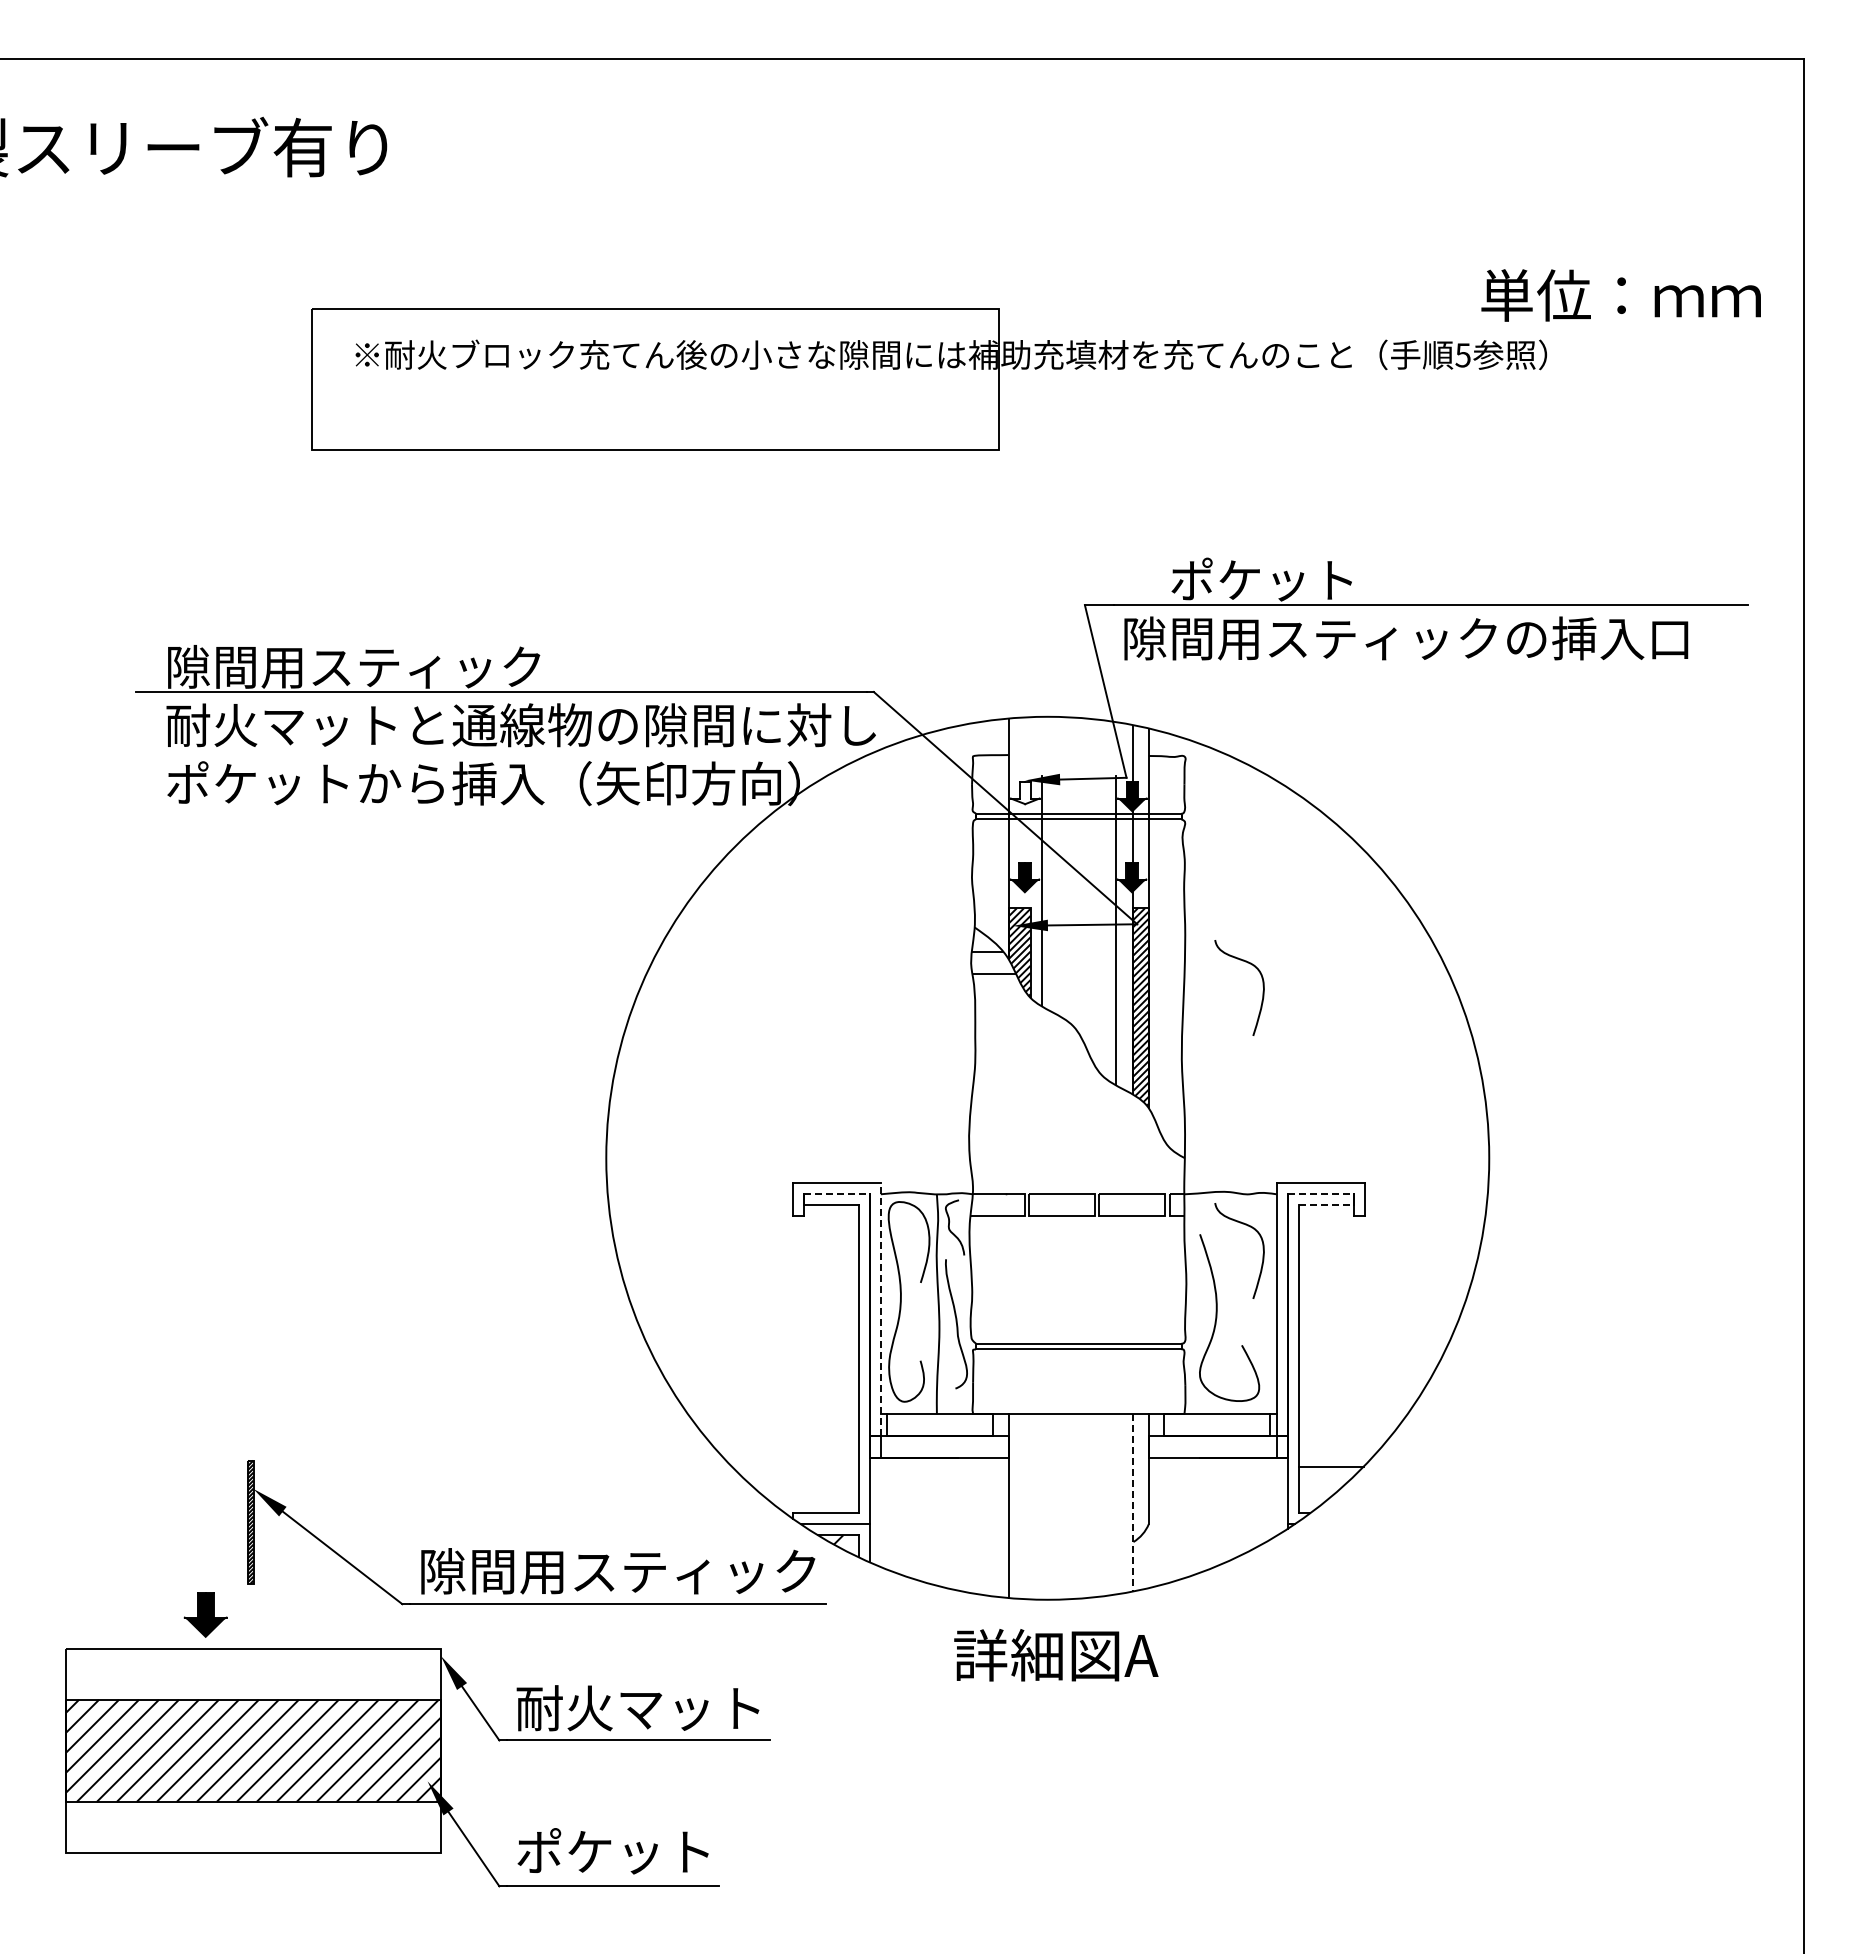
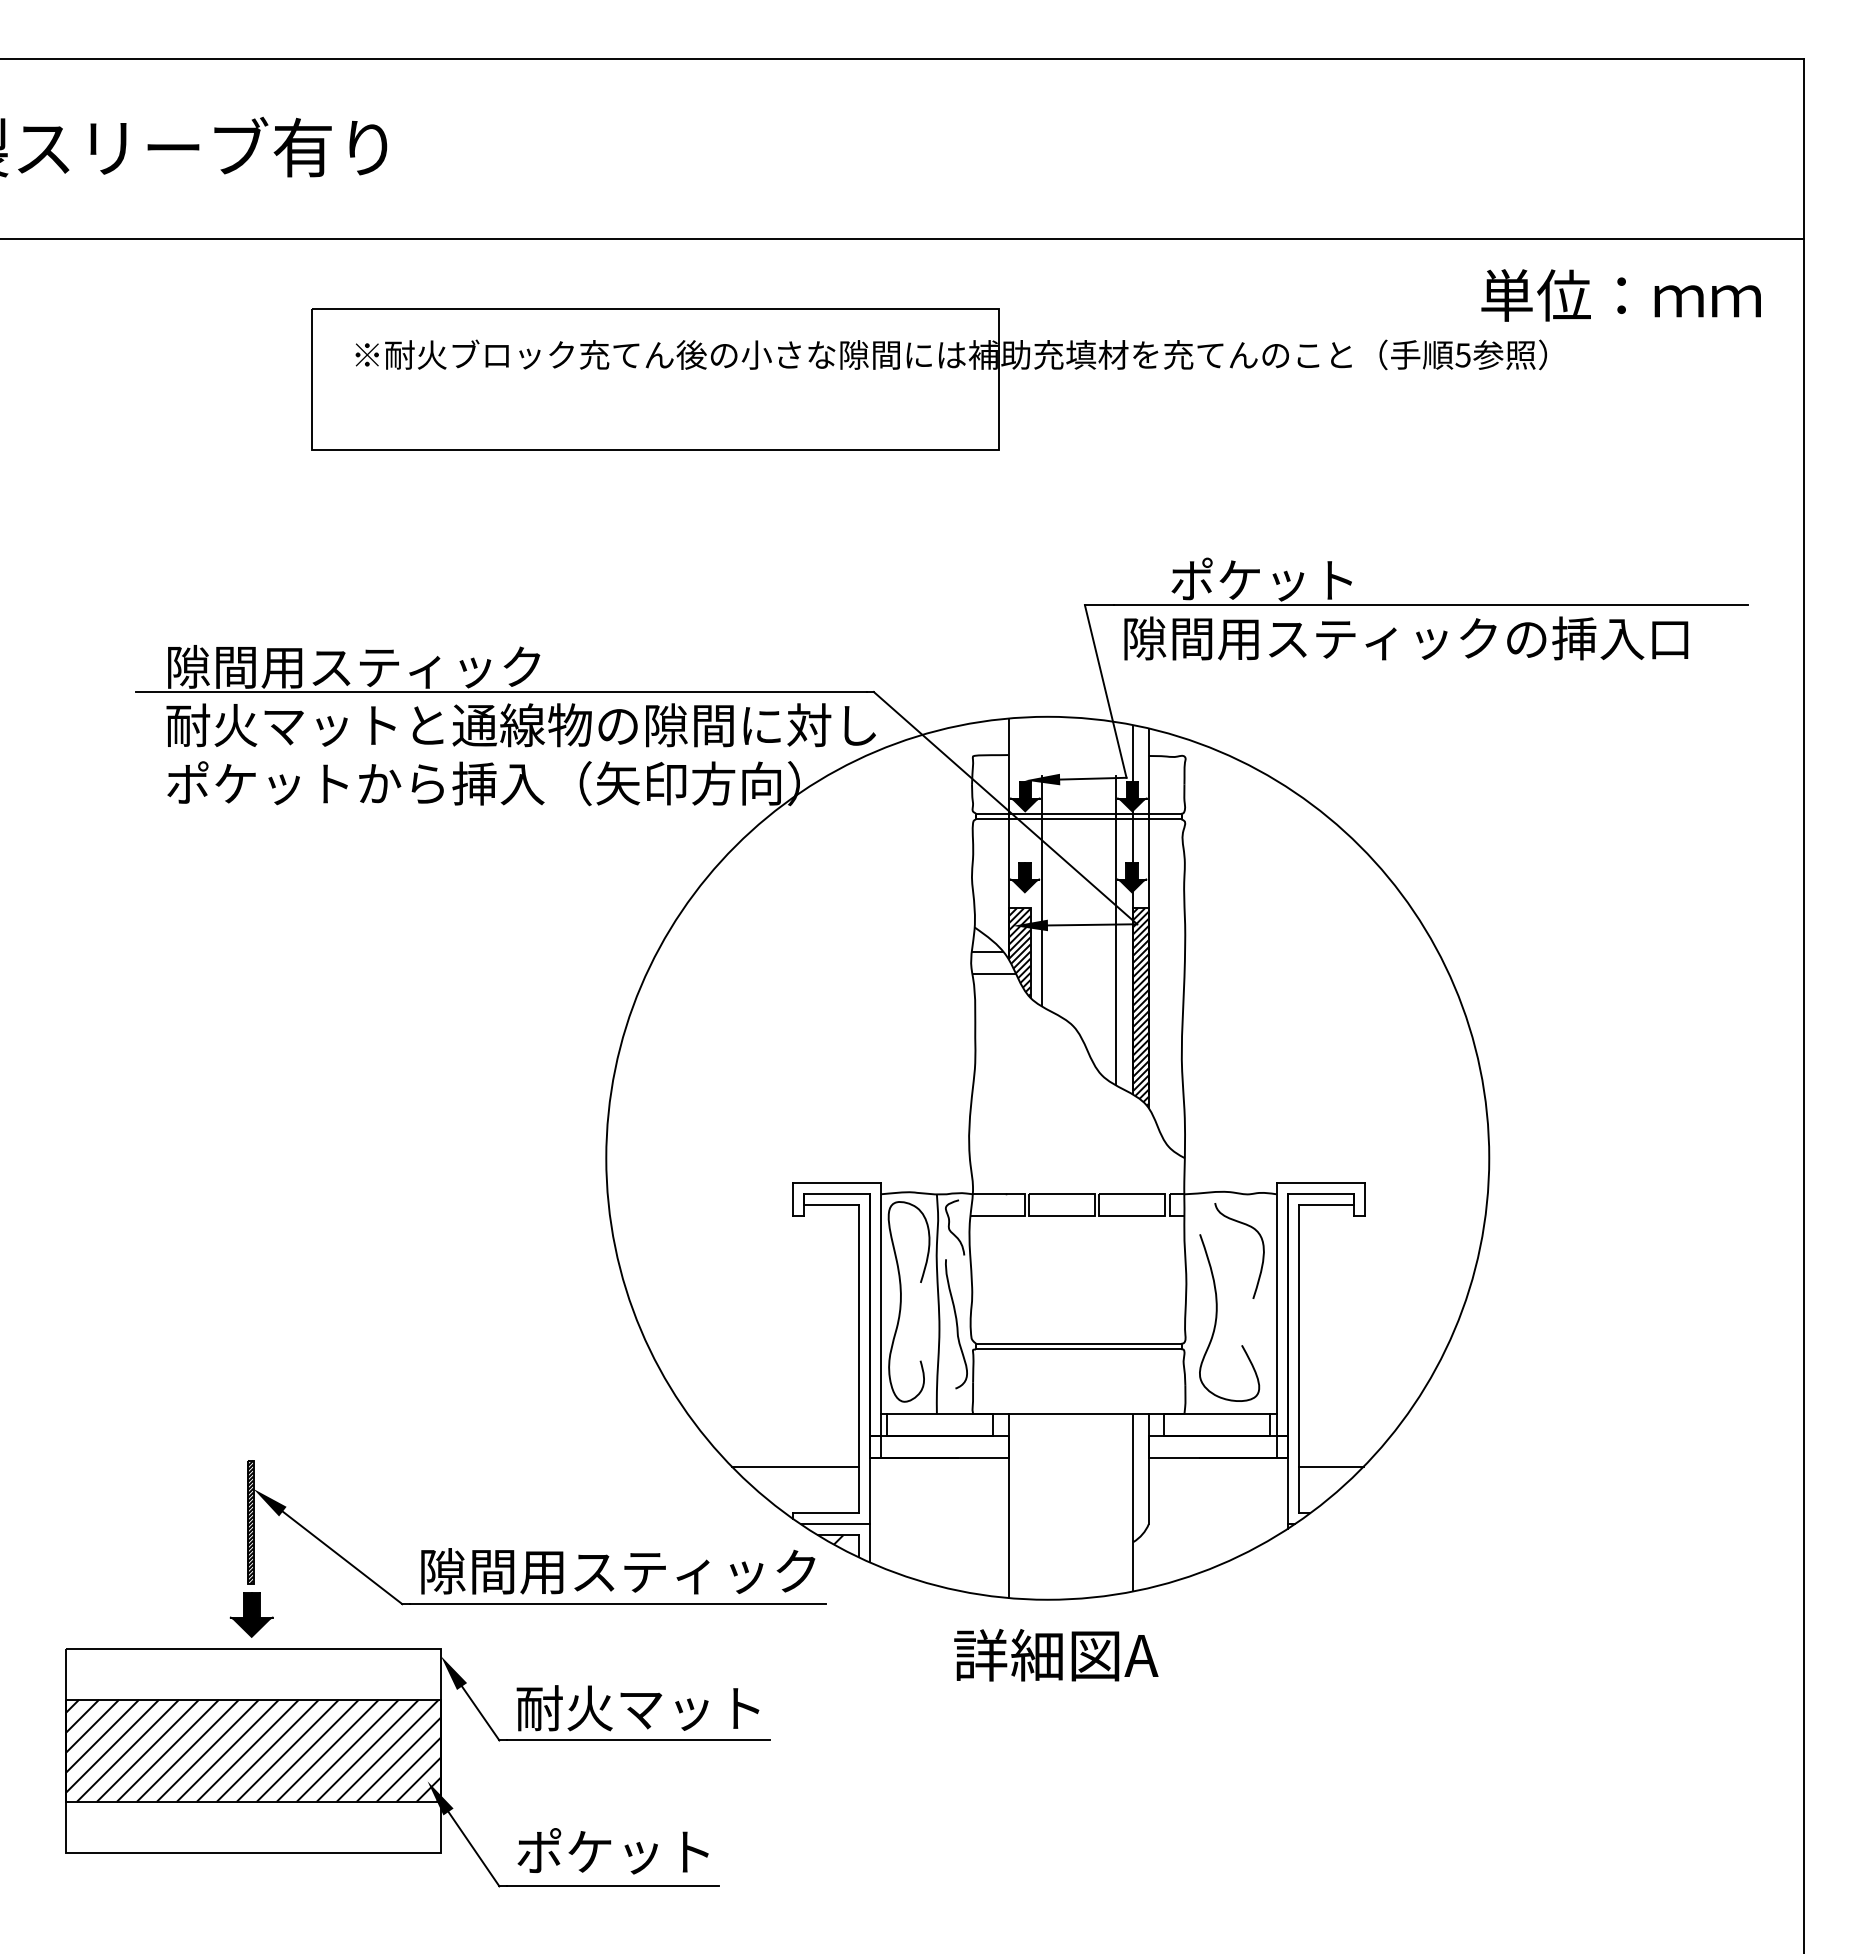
line: none -> present (903, 239)
fill: none -> present (1024, 796)
curve: present -> none (1262, 986)
line: dashed -> solid (836, 1194)
line: dashed -> solid (1320, 1194)
line: dashed -> solid (1326, 1205)
line: dashed -> solid (880, 1309)
line: none -> present (794, 1466)
line: dashed -> solid (1133, 1502)
part position: (205, 1614) -> (251, 1614) (251, 1614)
